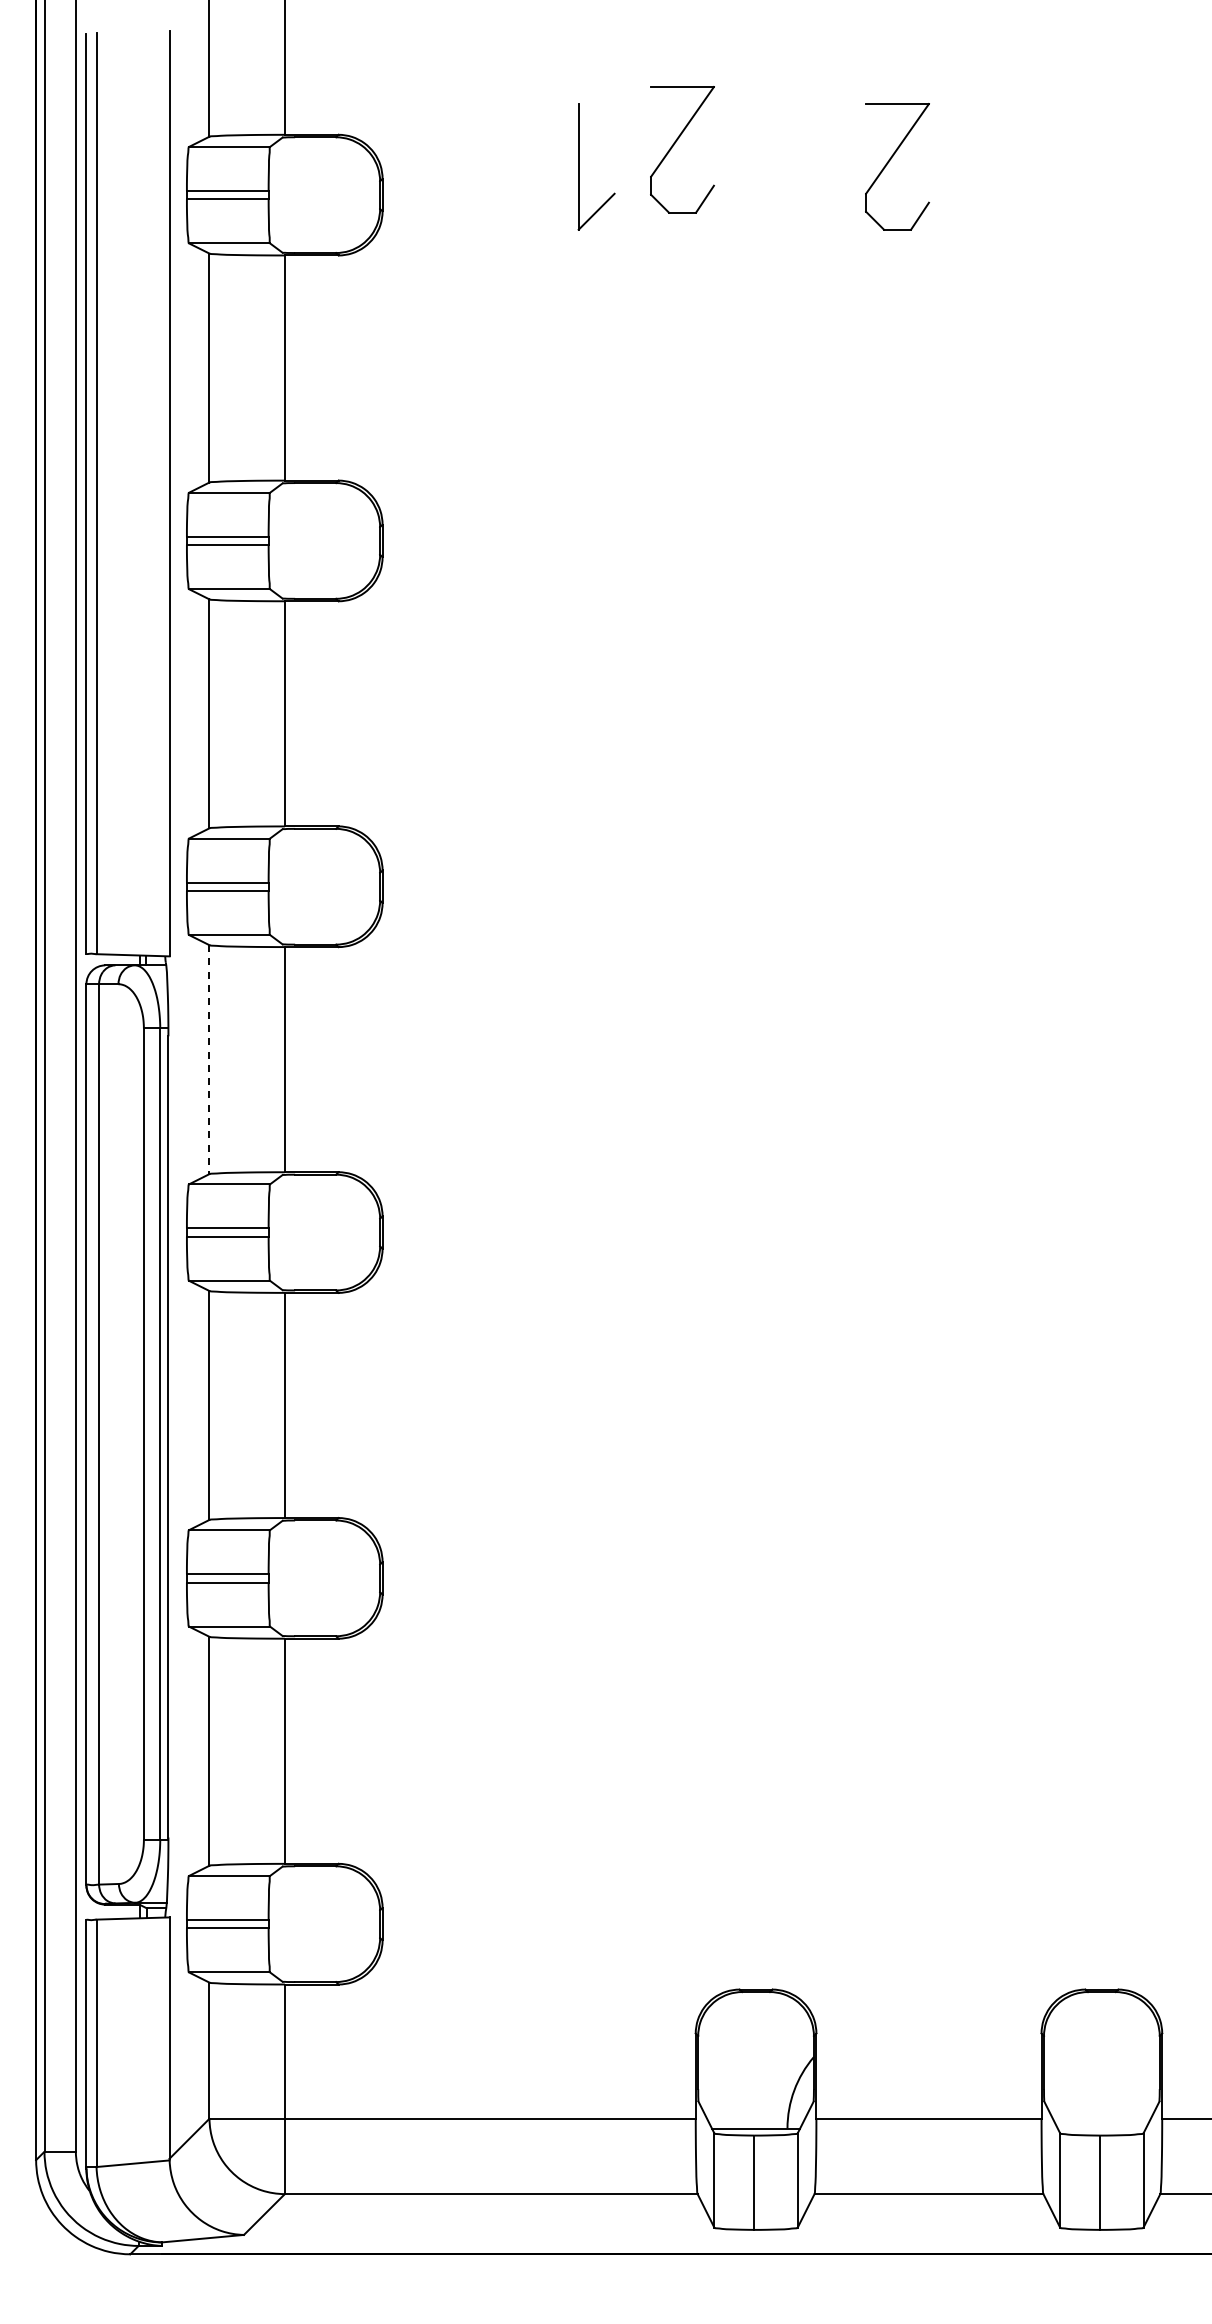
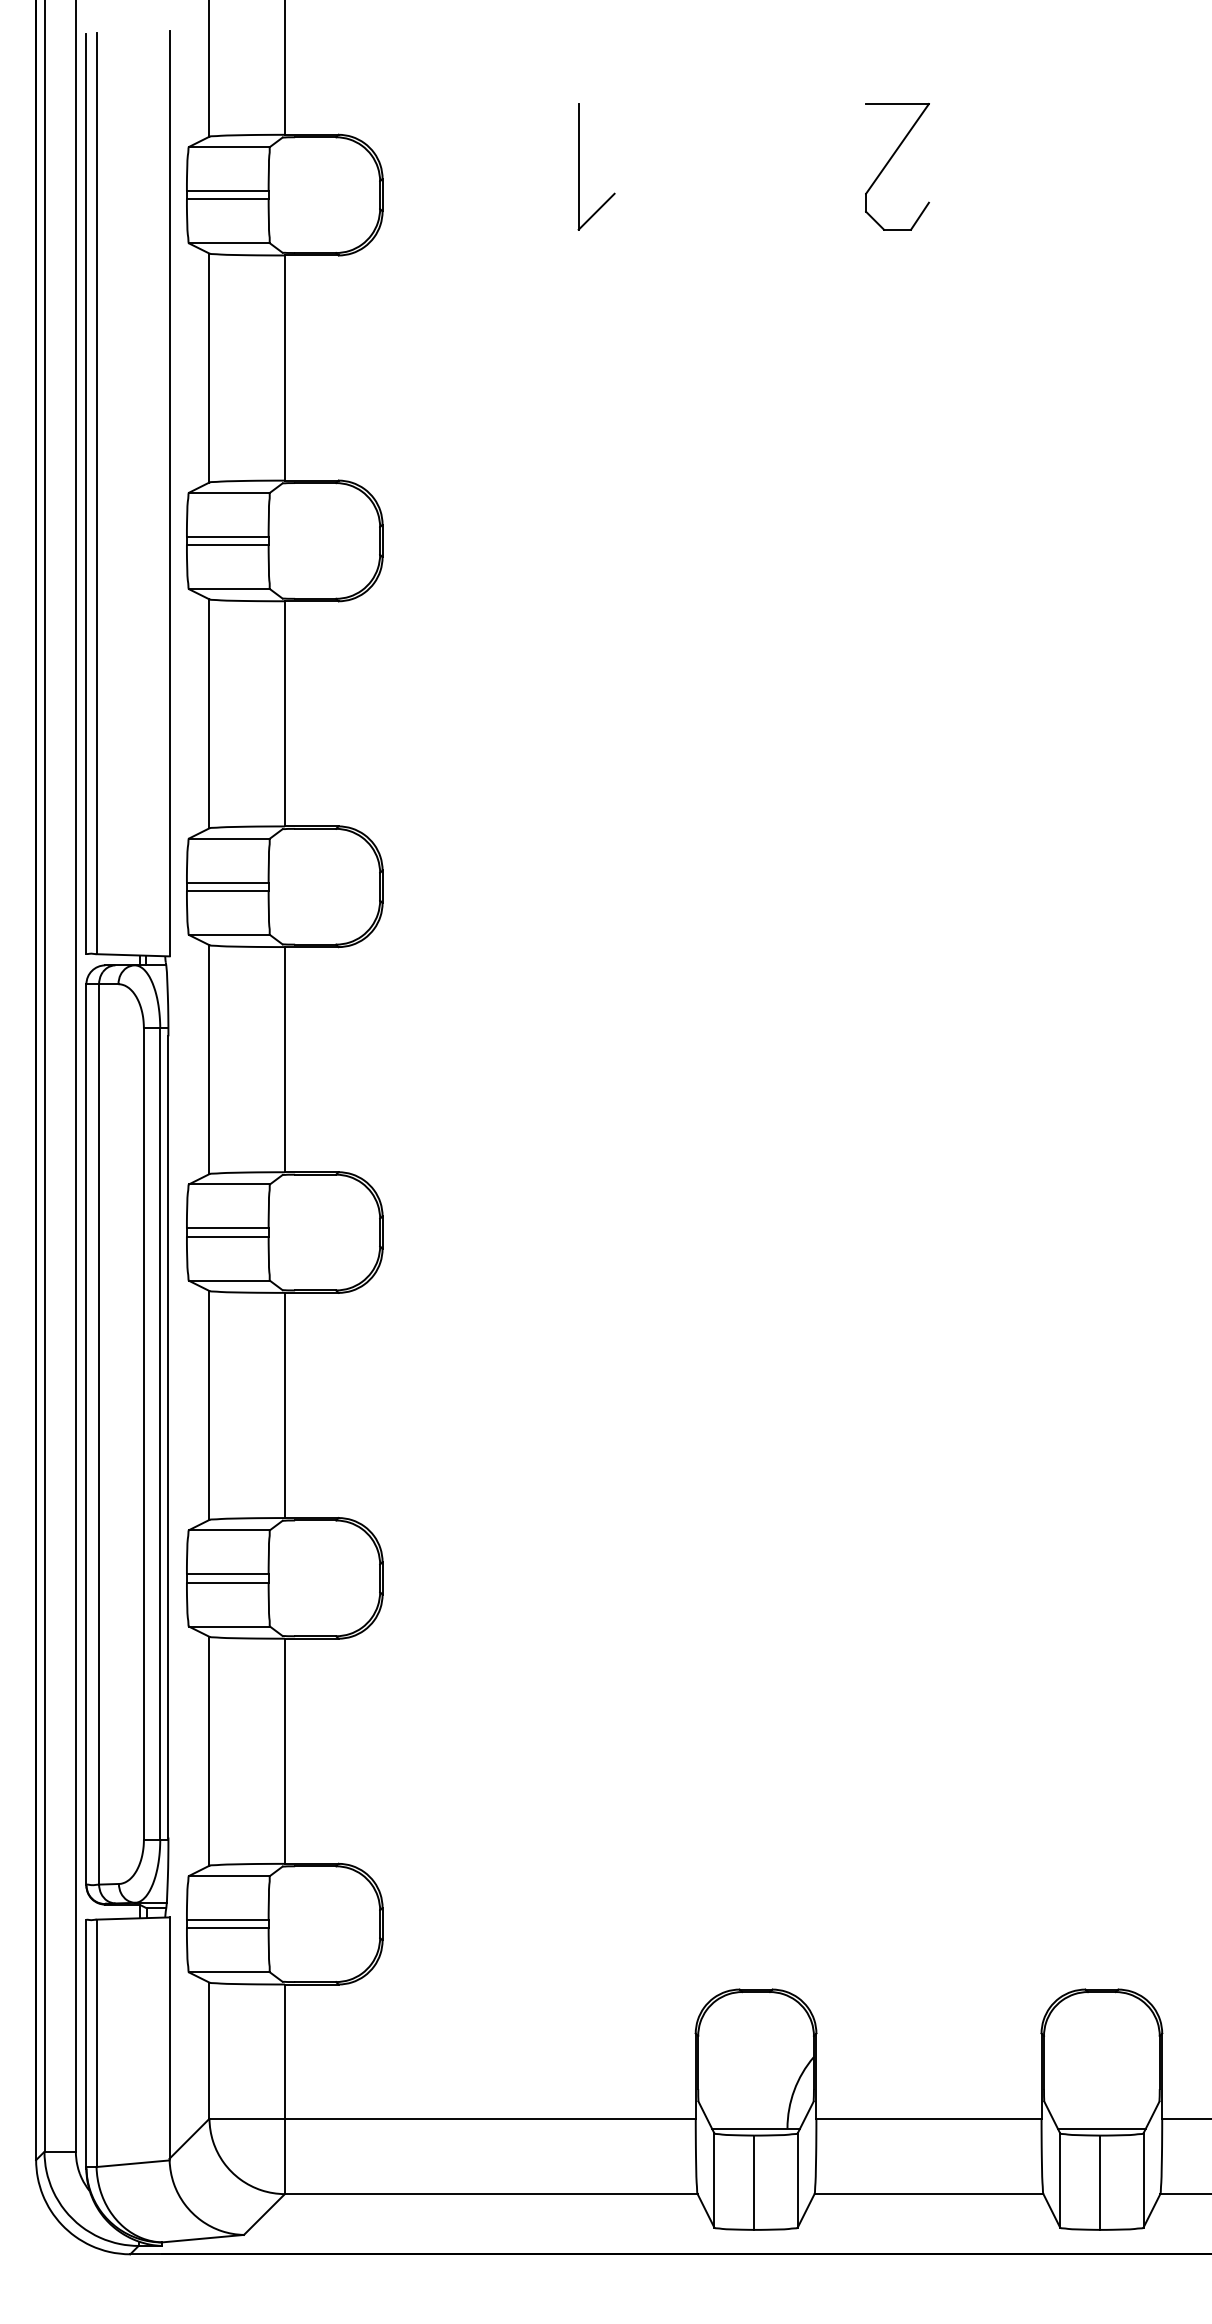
part: present -> none (674, 145)
line: dashed -> solid (209, 1060)
line: none -> present (1101, 2128)
